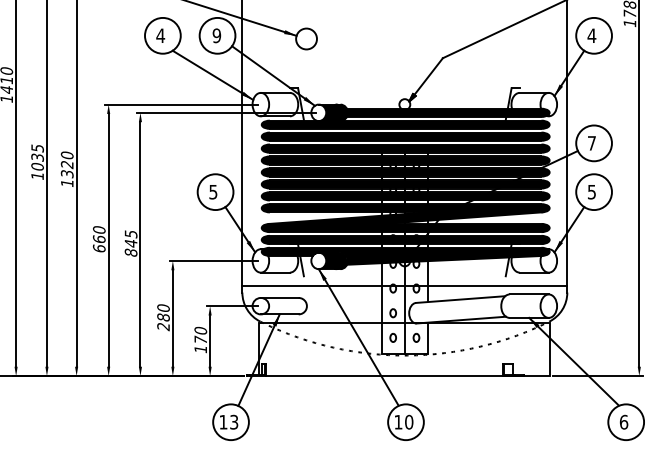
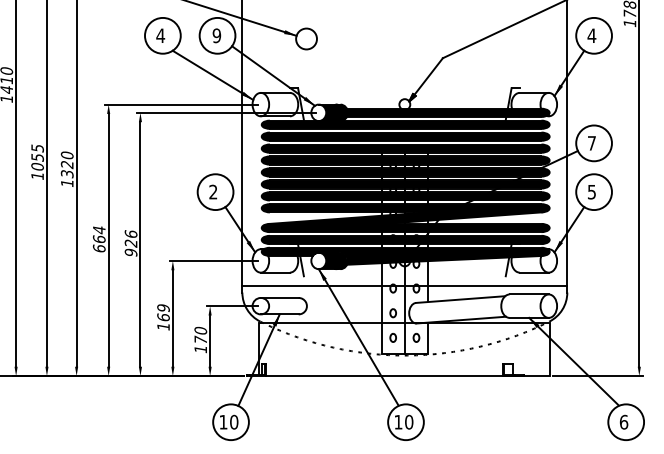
text: 1035 -> 1055 (37, 156)
text: 5 -> 2 (213, 191)
text: 660 -> 664 (99, 230)
text: 845 -> 926 (130, 243)
text: 280 -> 169 (163, 318)
text: 13 -> 10 (234, 422)
